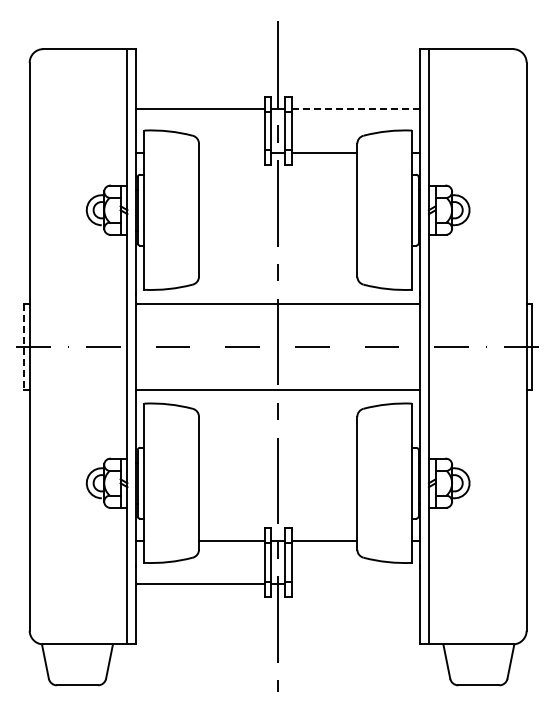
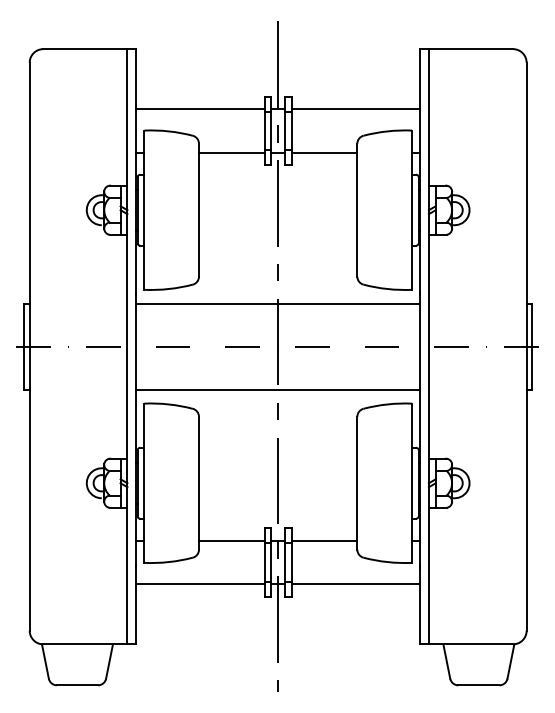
line: dashed -> solid (356, 109)
line: none -> present (231, 152)
line: dashed -> solid (24, 346)
line: none -> present (355, 584)
